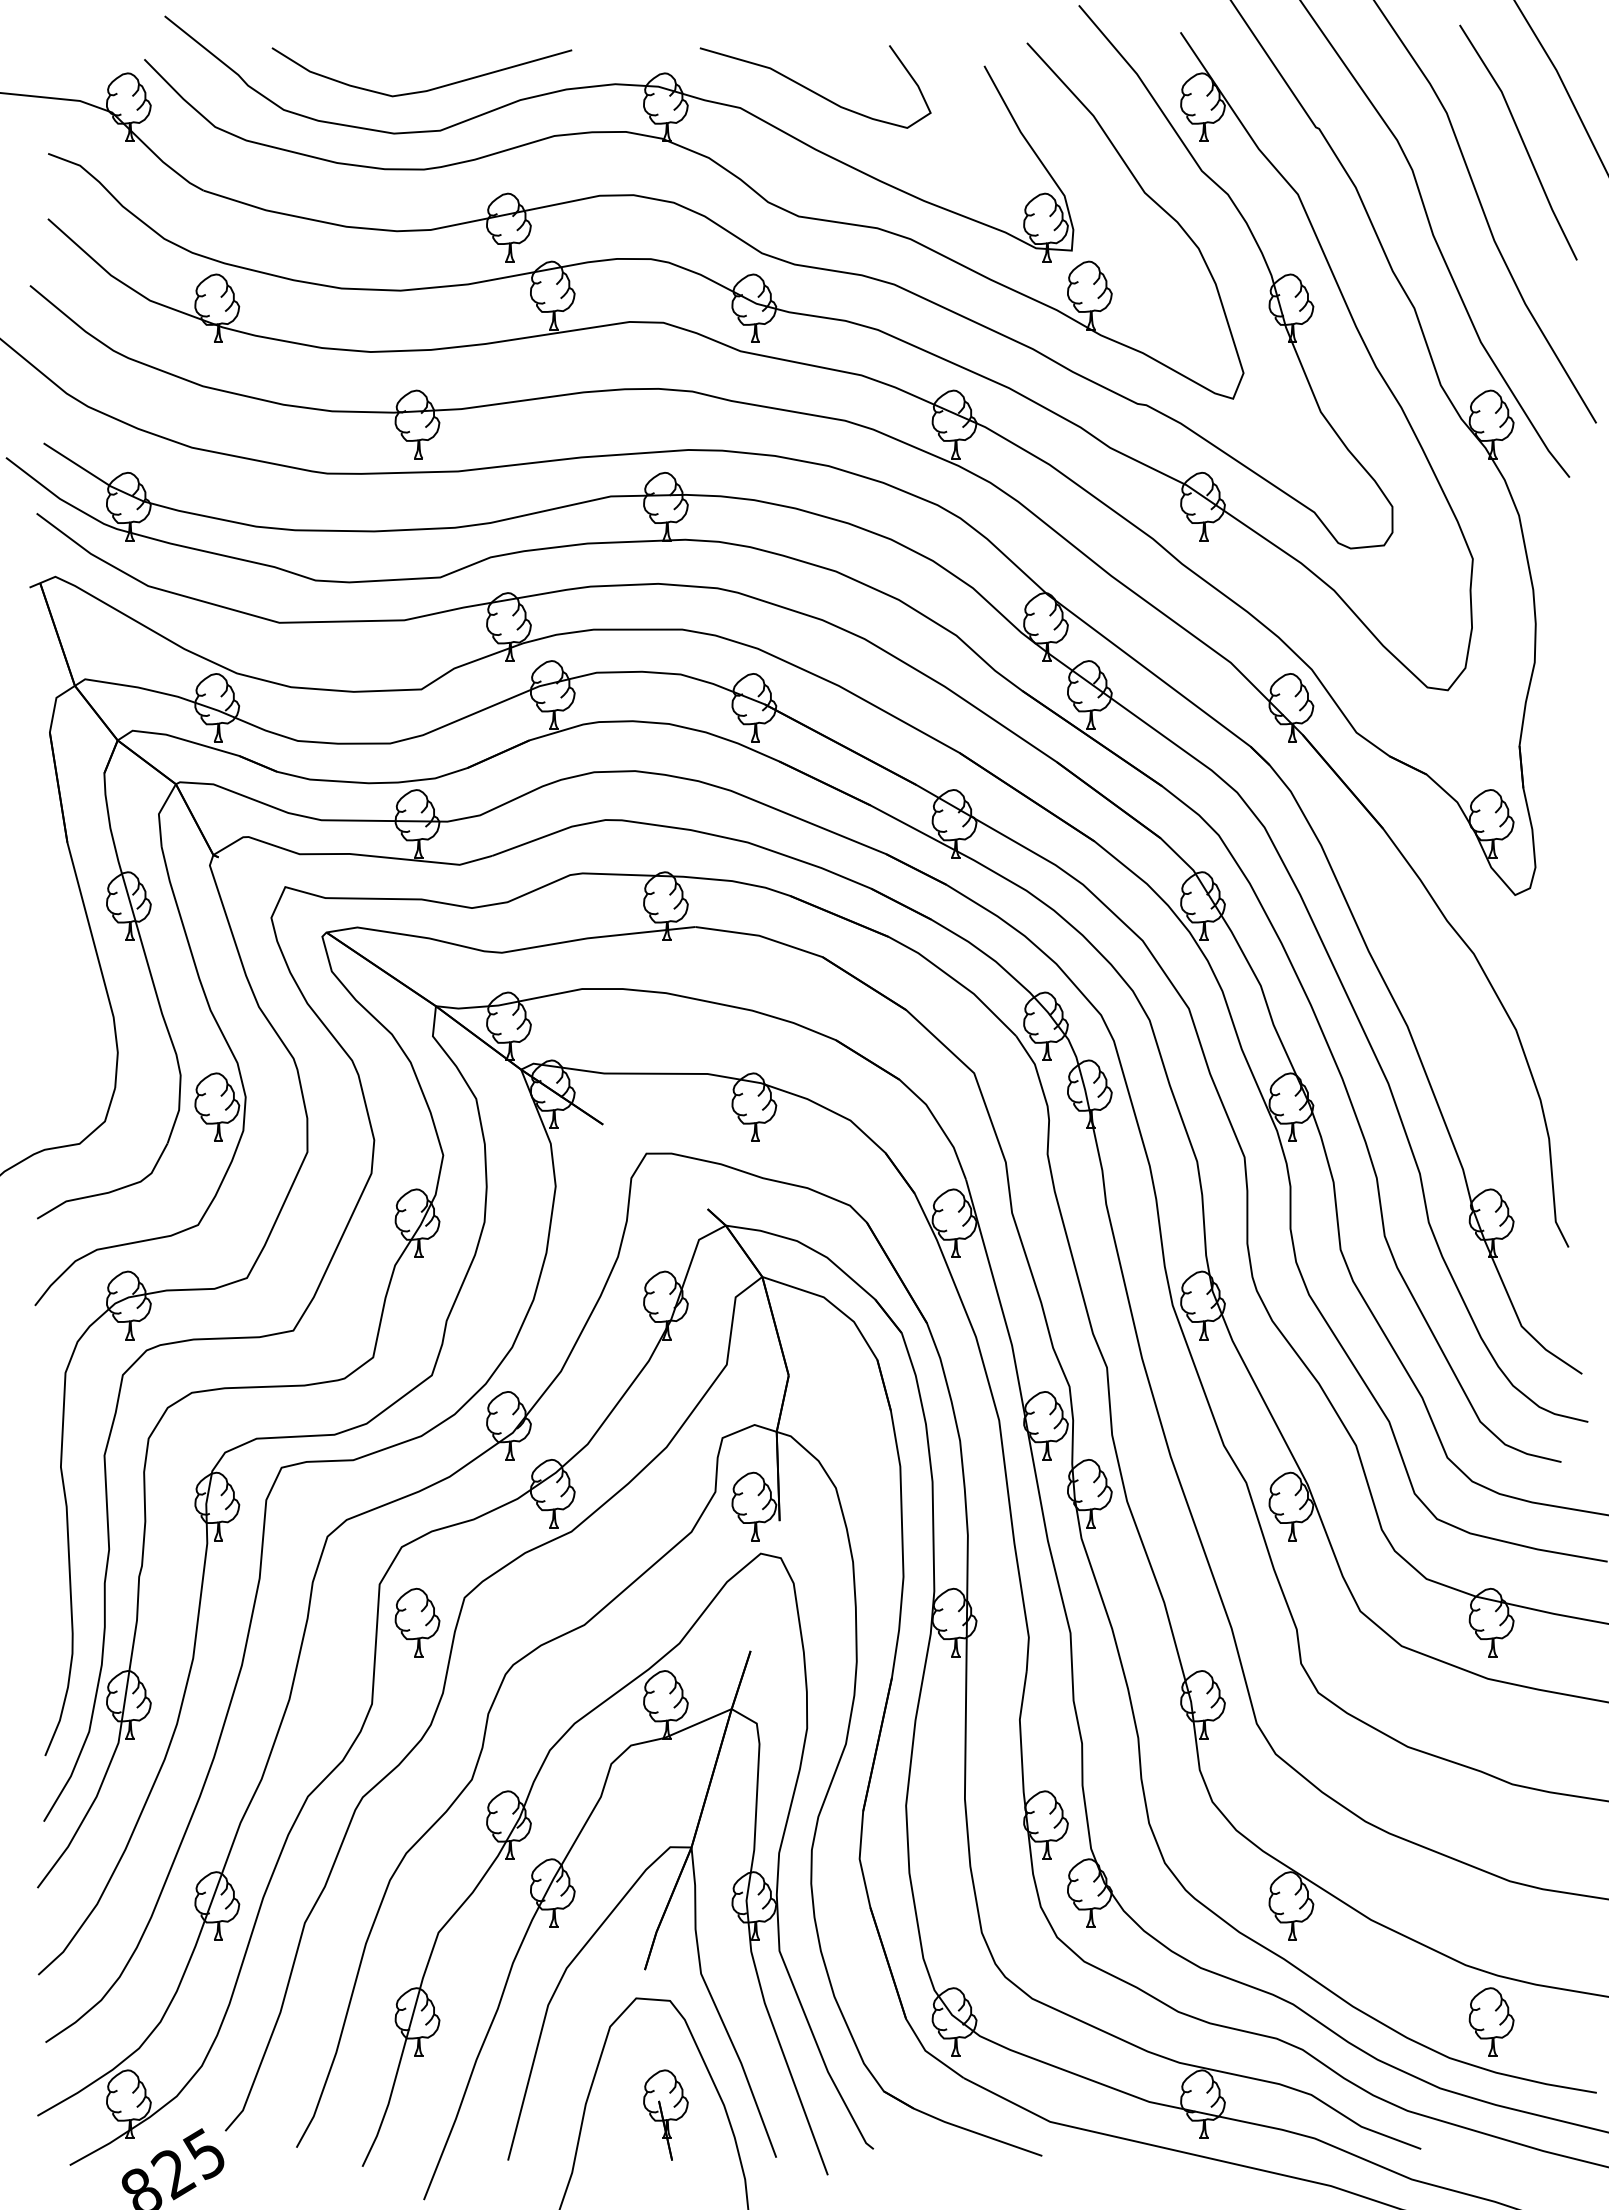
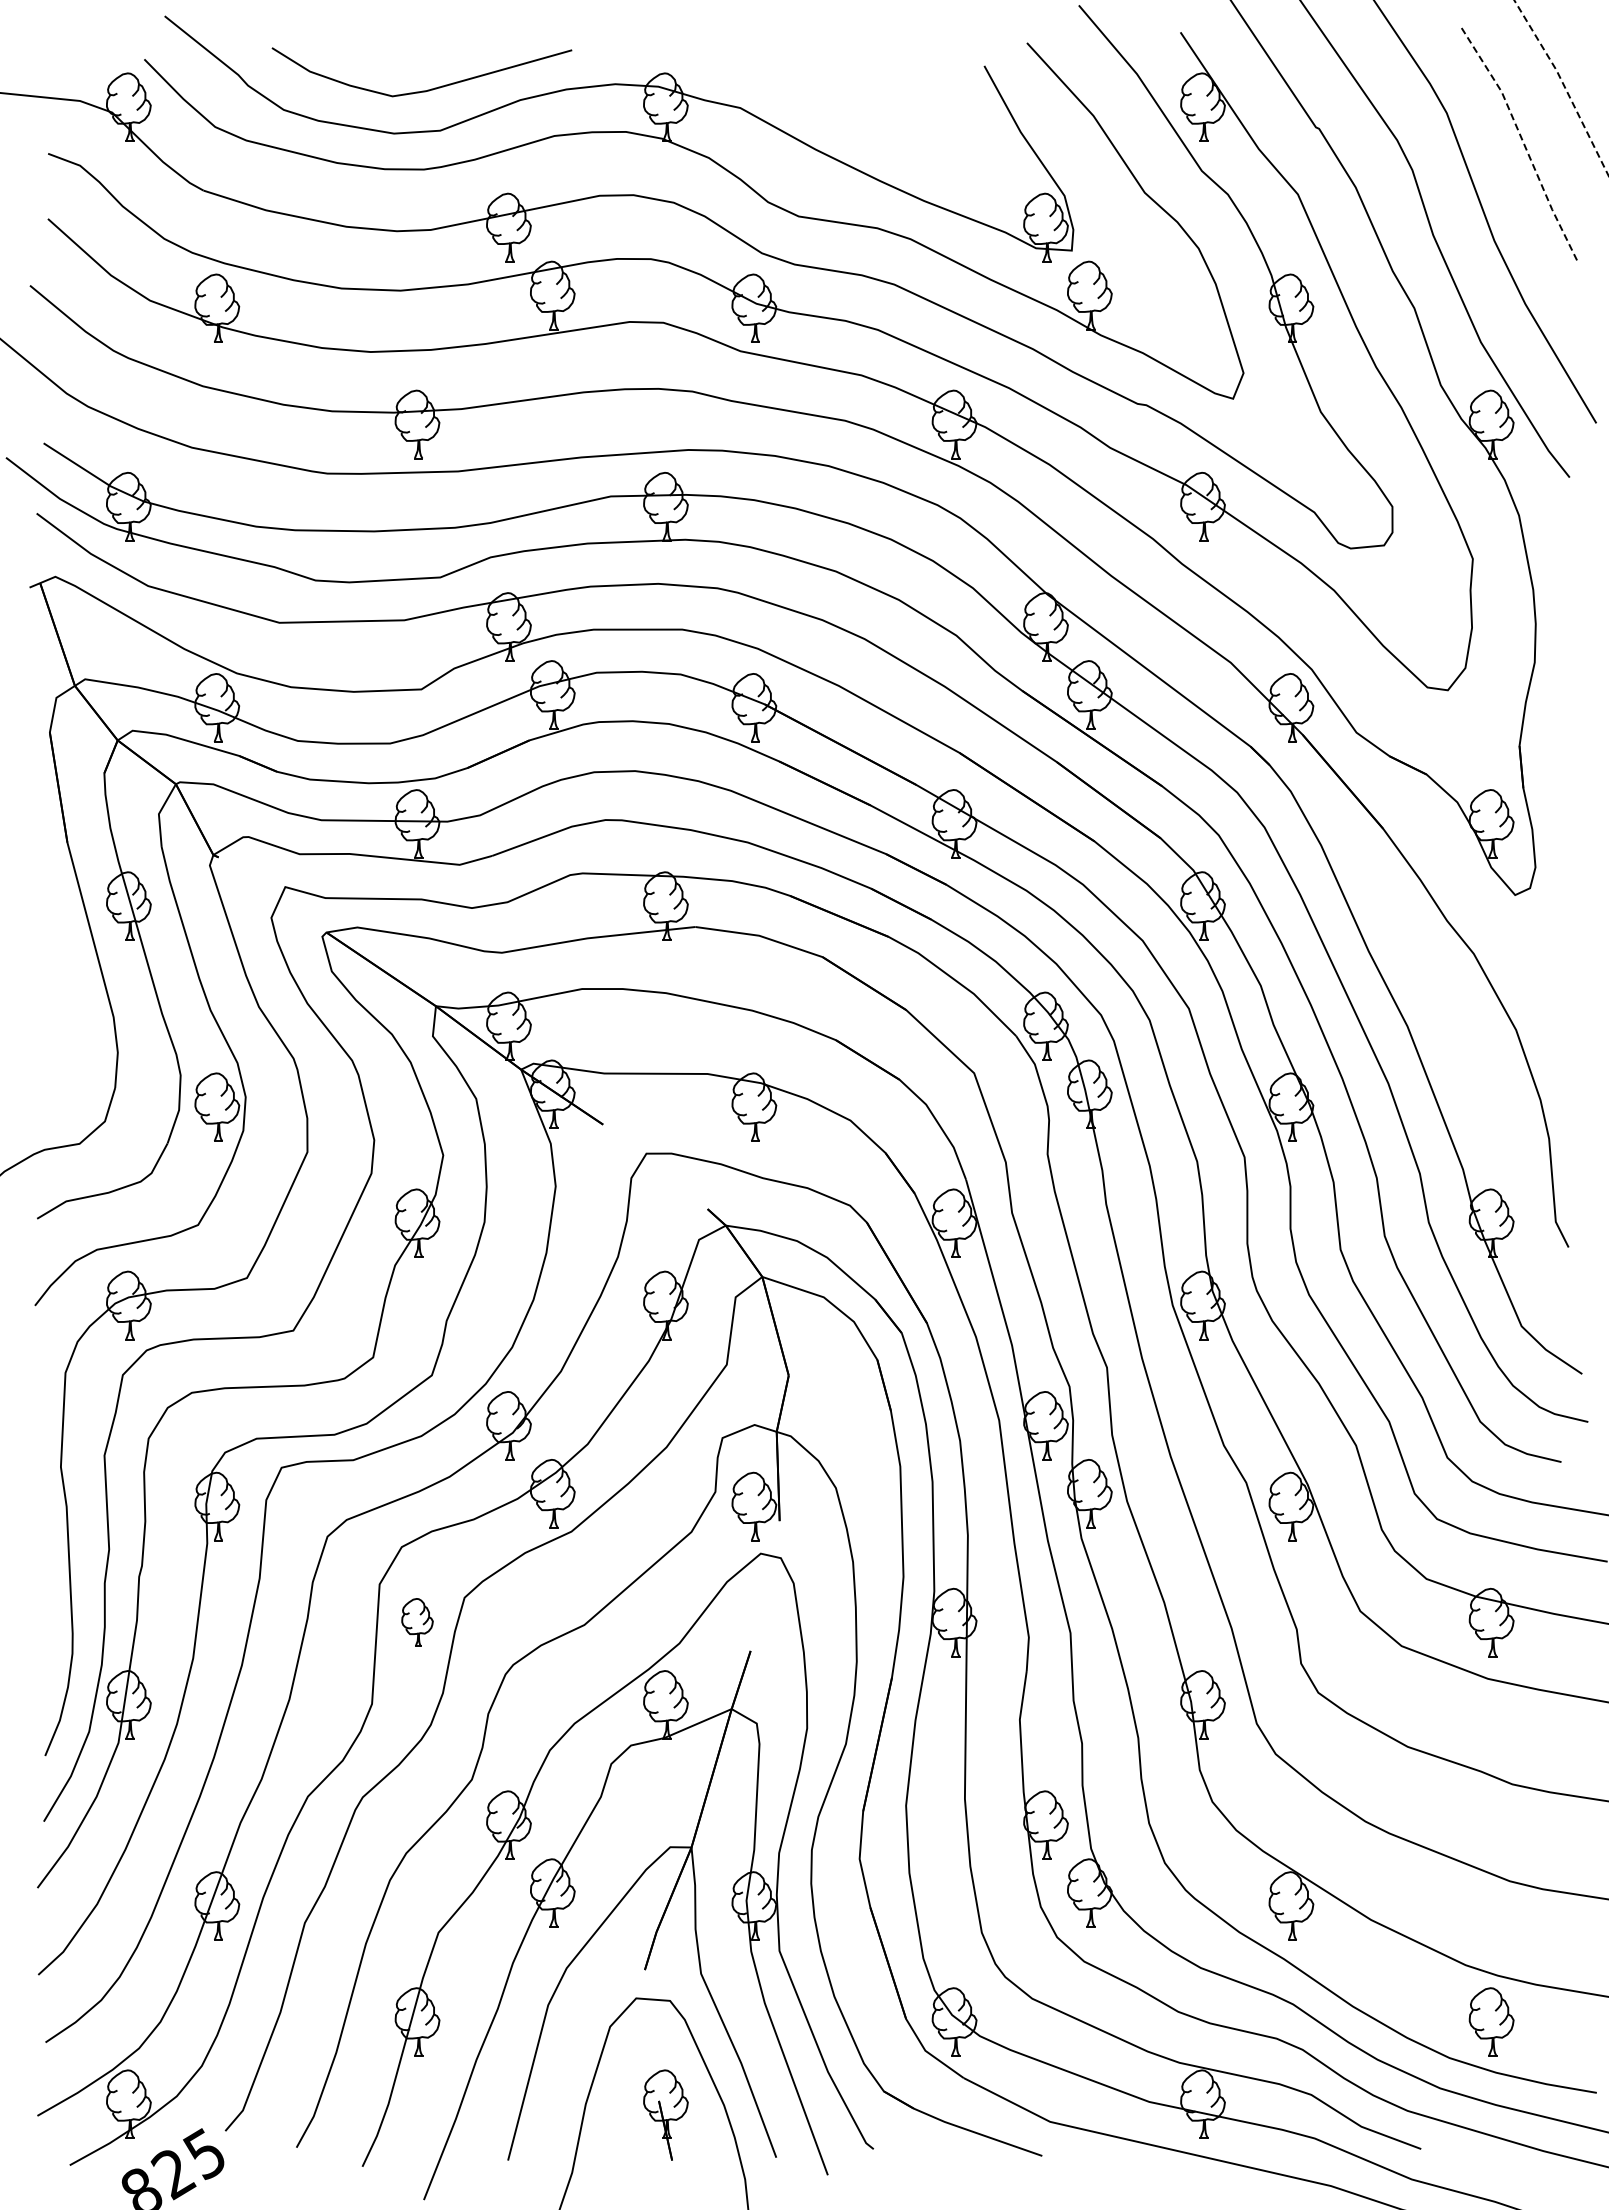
line: solid -> dashed (1564, 86)
curve: present -> none (813, 90)
line: solid -> dashed (1522, 140)
part size: 47x71 px -> 33x49 px (417, 1622)
